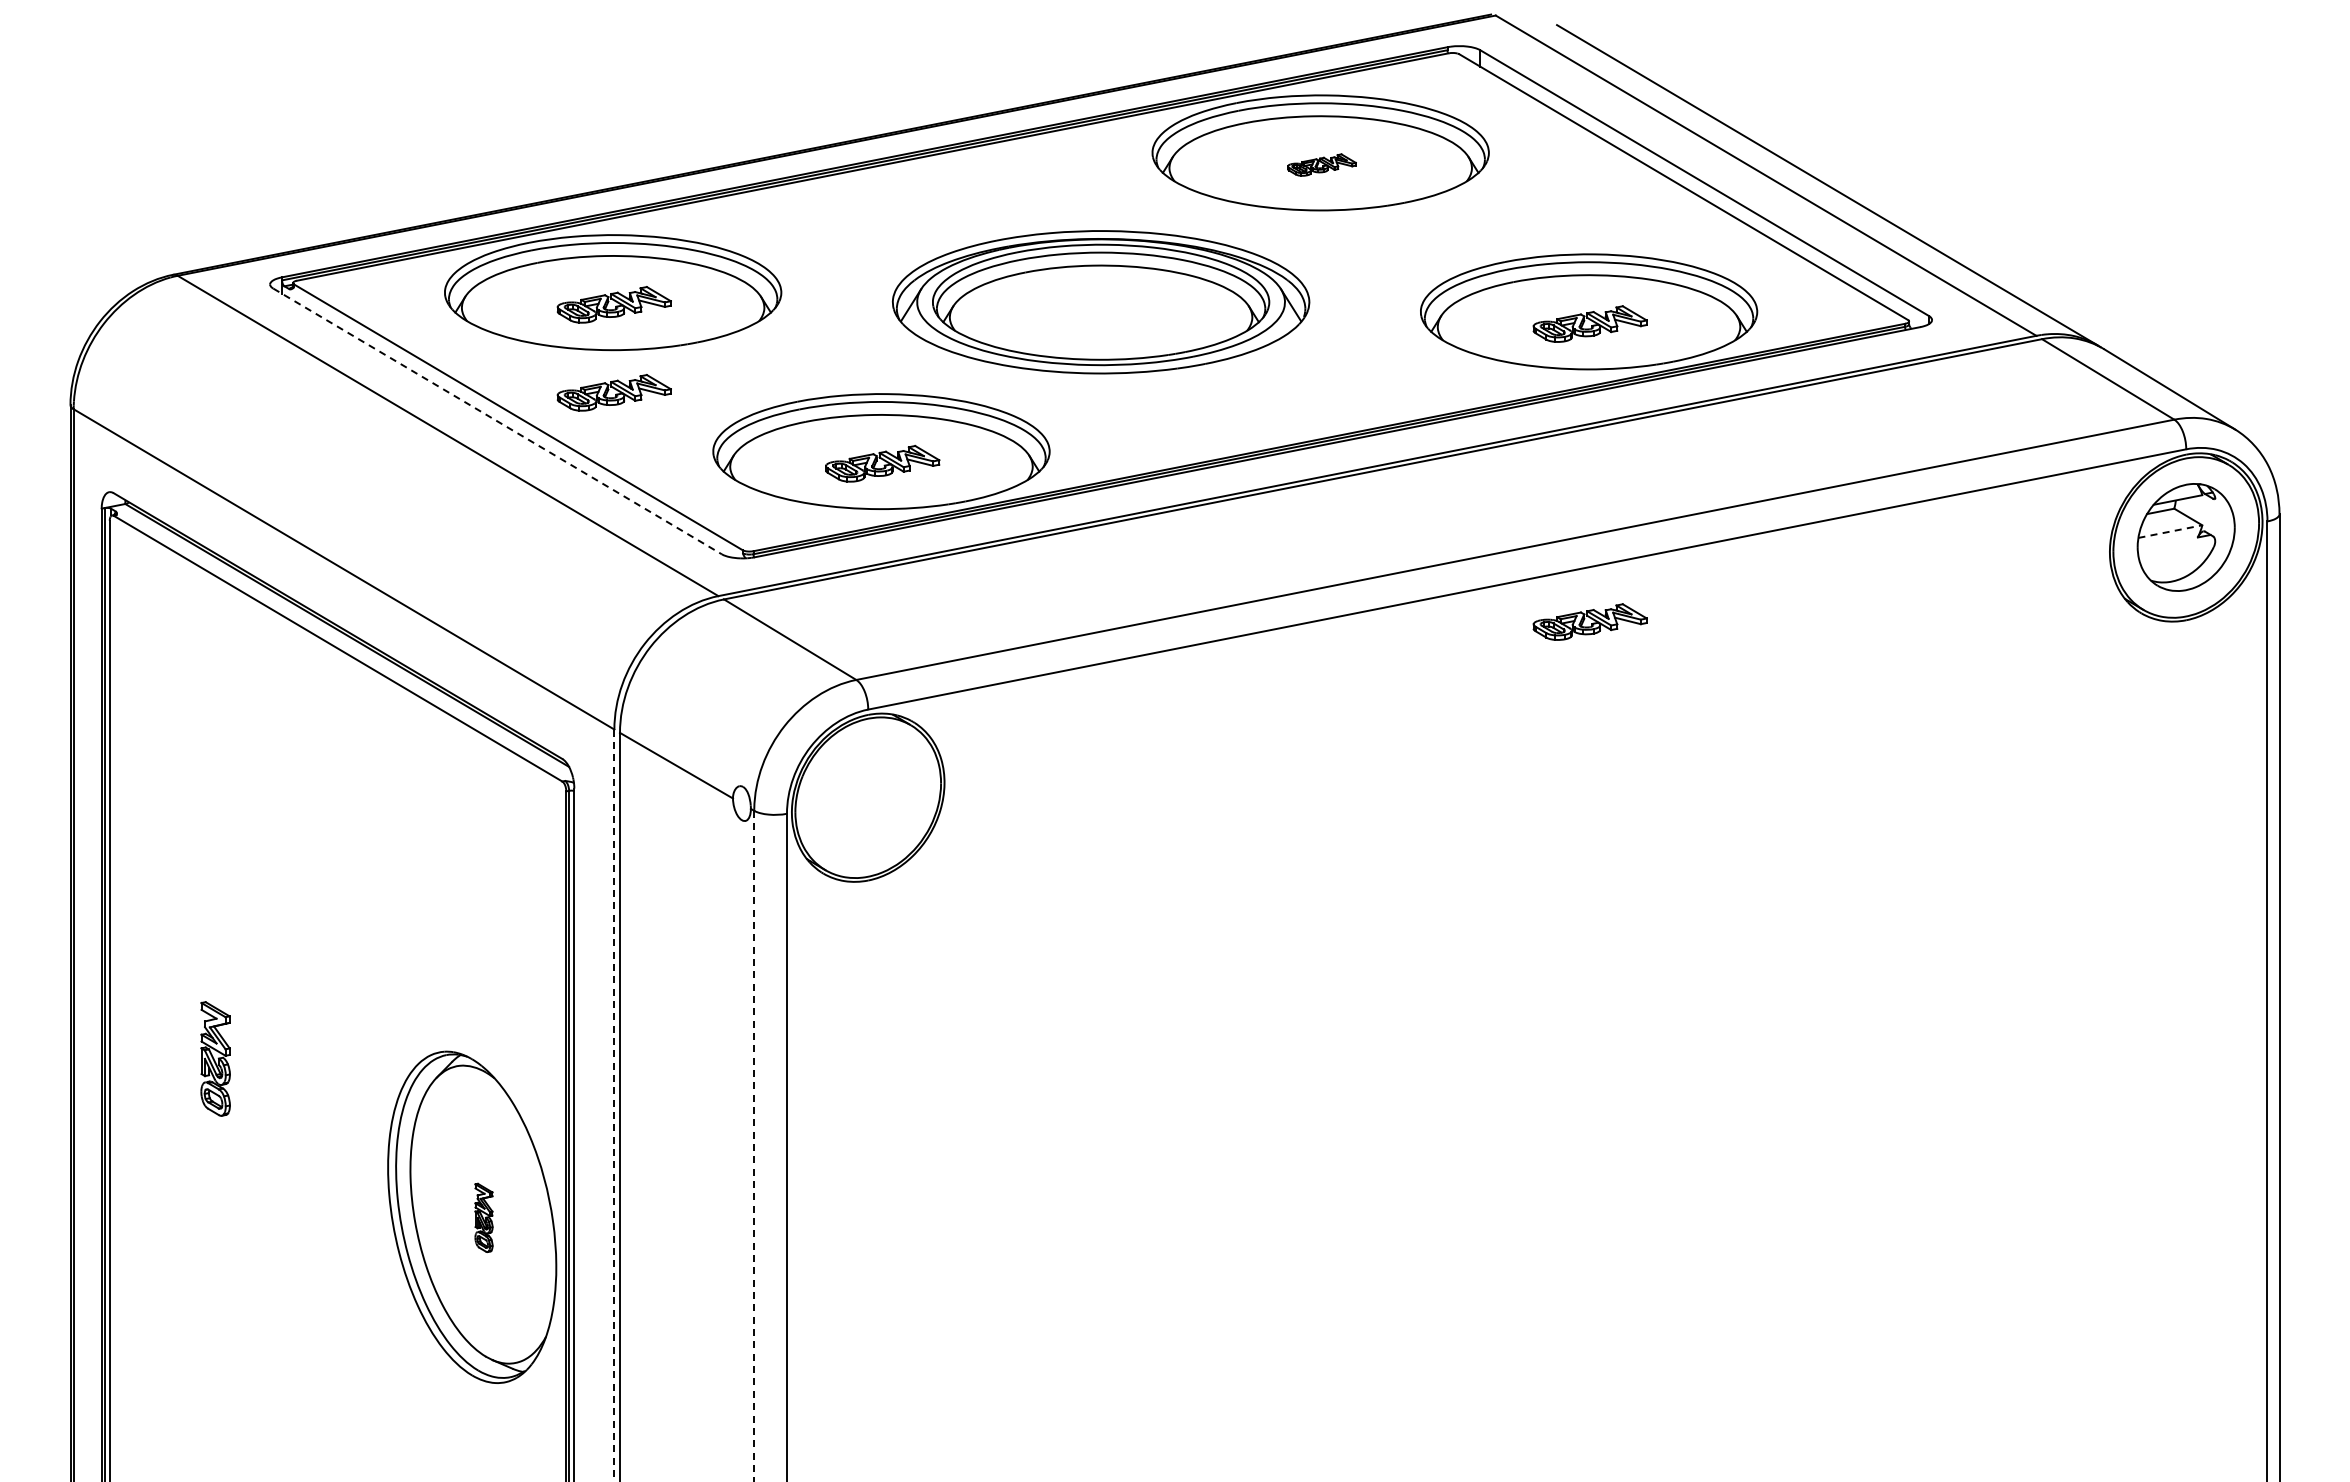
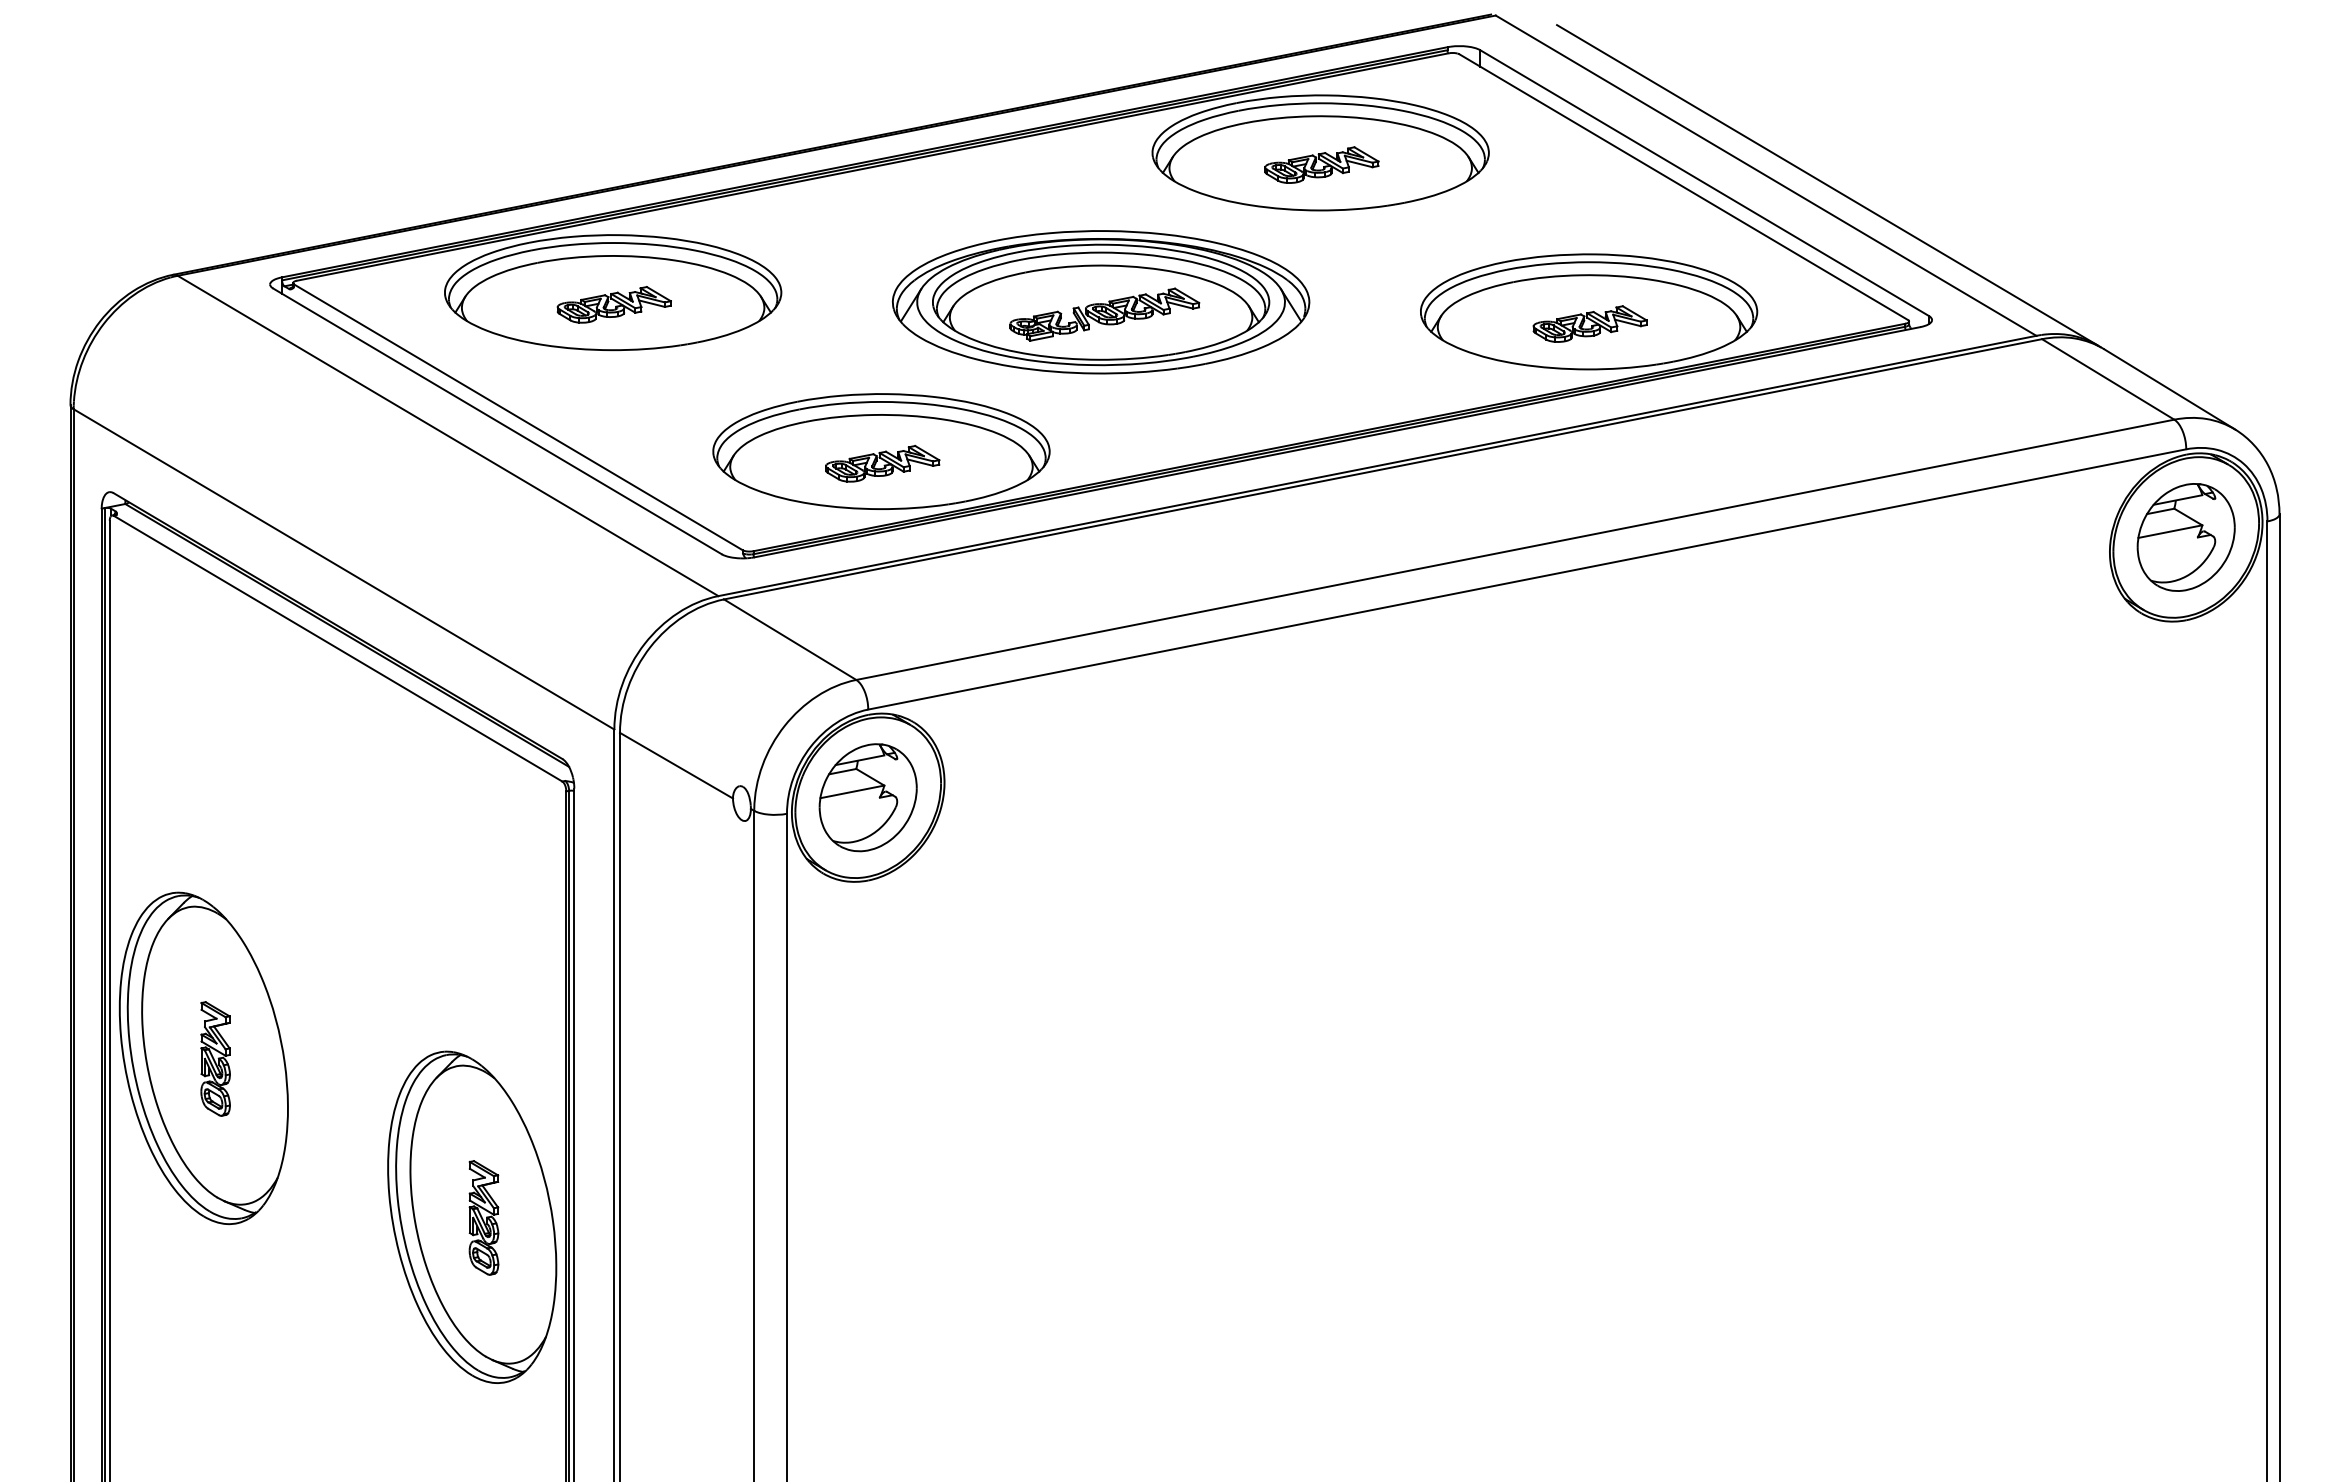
part size: 70x24 px -> 116x38 px (1321, 164)
part: none -> present (1104, 314)
part: present -> none (613, 392)
line: dashed -> solid (497, 421)
line: dashed -> solid (2170, 531)
part: present -> none (1589, 621)
part: none -> present (867, 797)
part: none -> present (203, 1058)
line: dashed -> solid (614, 1105)
line: dashed -> solid (754, 1146)
part size: 20x71 px -> 32x116 px (483, 1217)
